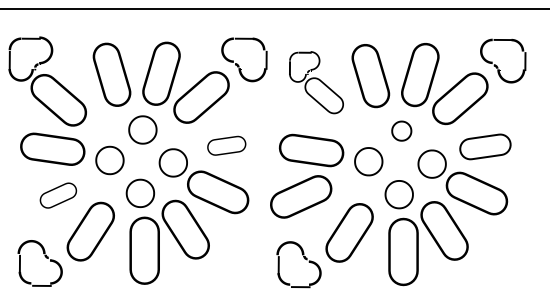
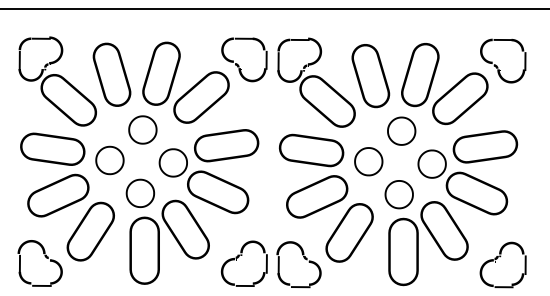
part position: (47, 81) -> (57, 81) (57, 81)
part size: 55x64 px -> 79x91 px (316, 82)
part size: 22x22 px -> 30x30 px (401, 130)
part size: 40x21 px -> 66x34 px (226, 145)
part size: 53x28 px -> 67x34 px (485, 146)
part size: 39x27 px -> 63x45 px (58, 195)
part position: (301, 196) -> (317, 196) (317, 196)
part: none -> present (243, 263)
part: none -> present (502, 264)
